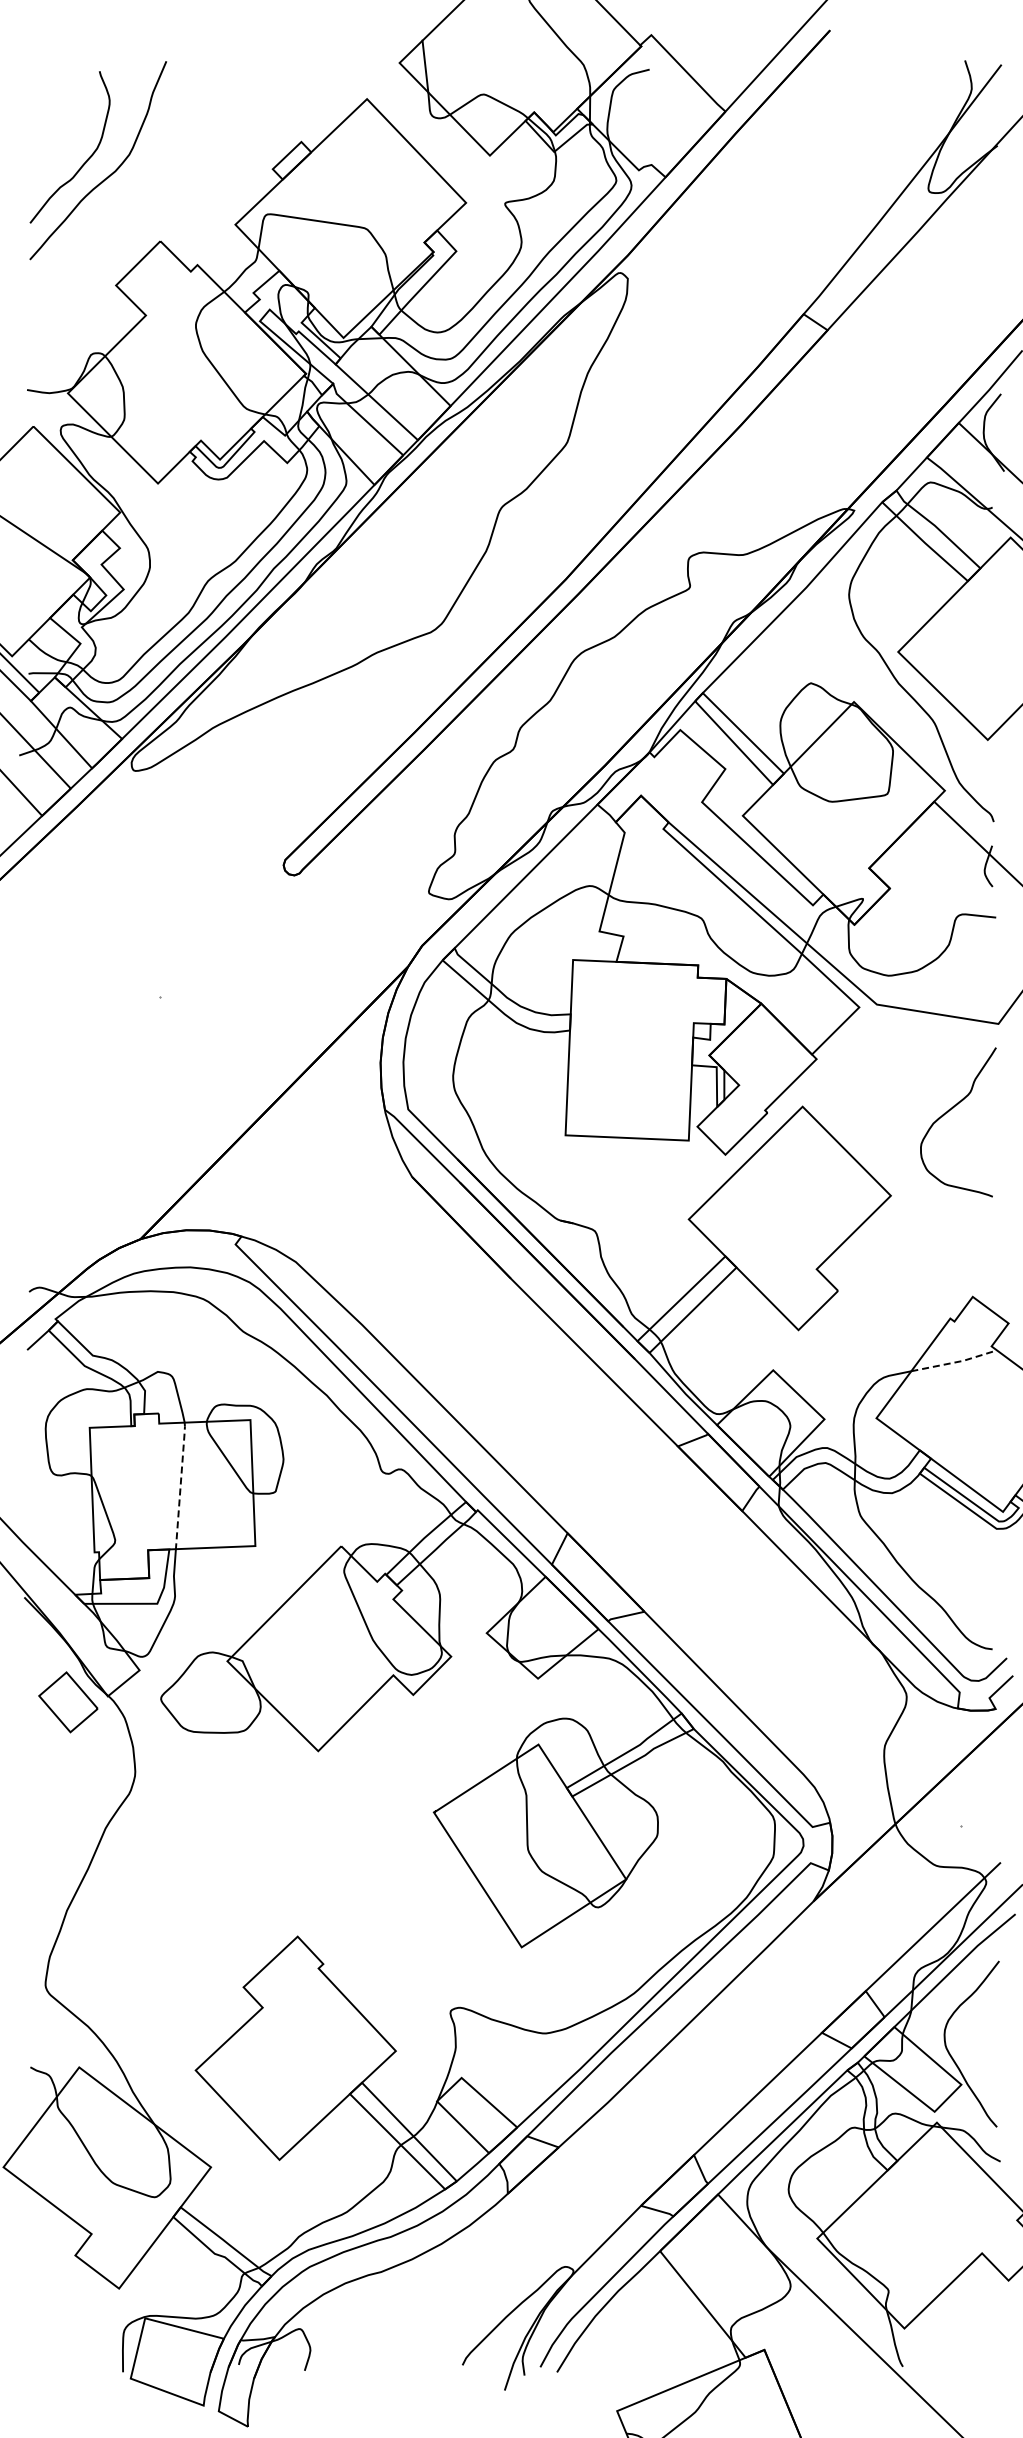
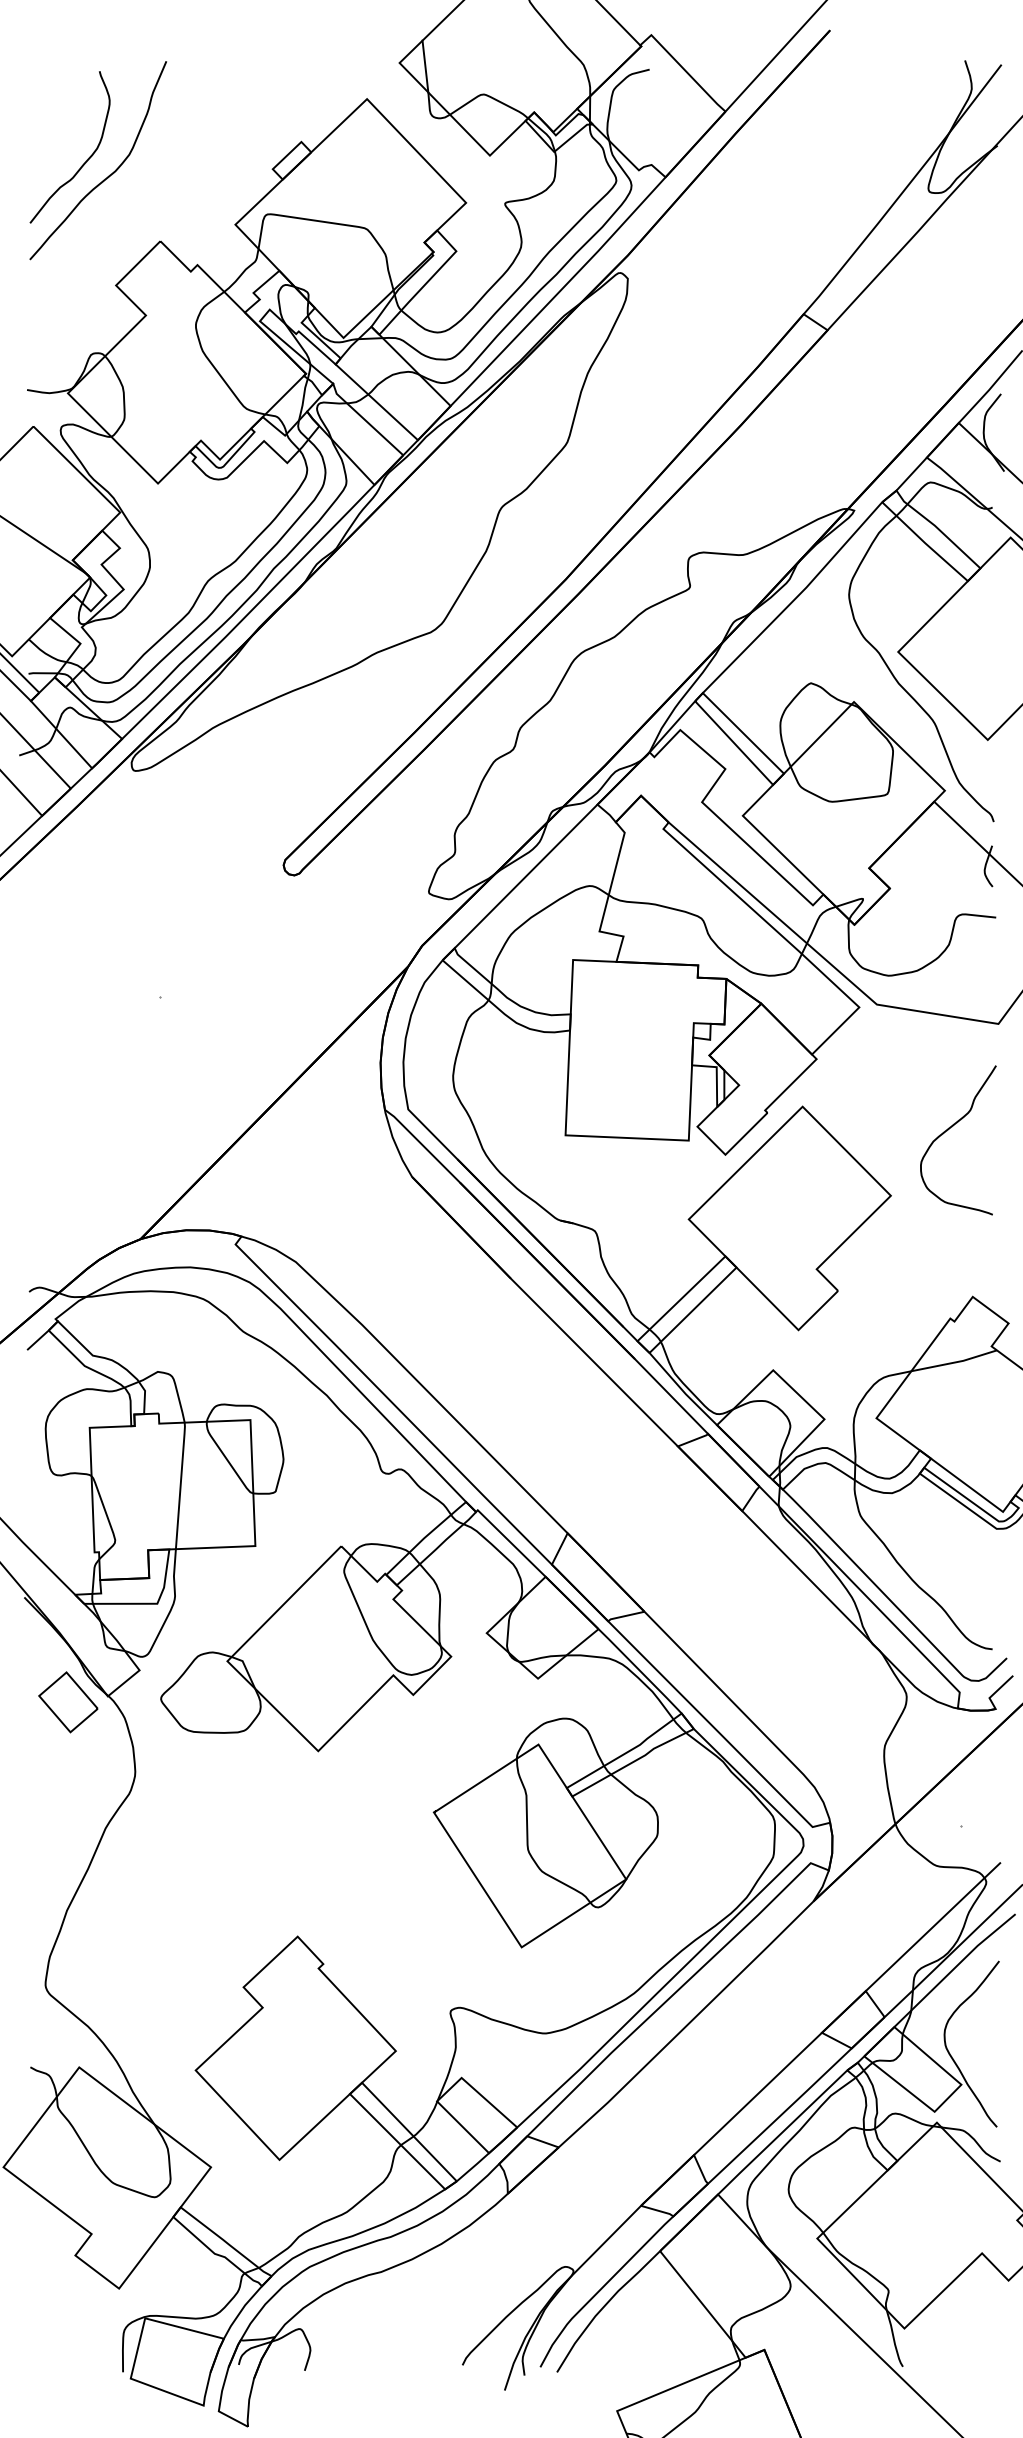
curve position: (948, 1112) -> (948, 1130) (948, 1130)
line: dashed -> solid (955, 1362)
line: dashed -> solid (180, 1484)
